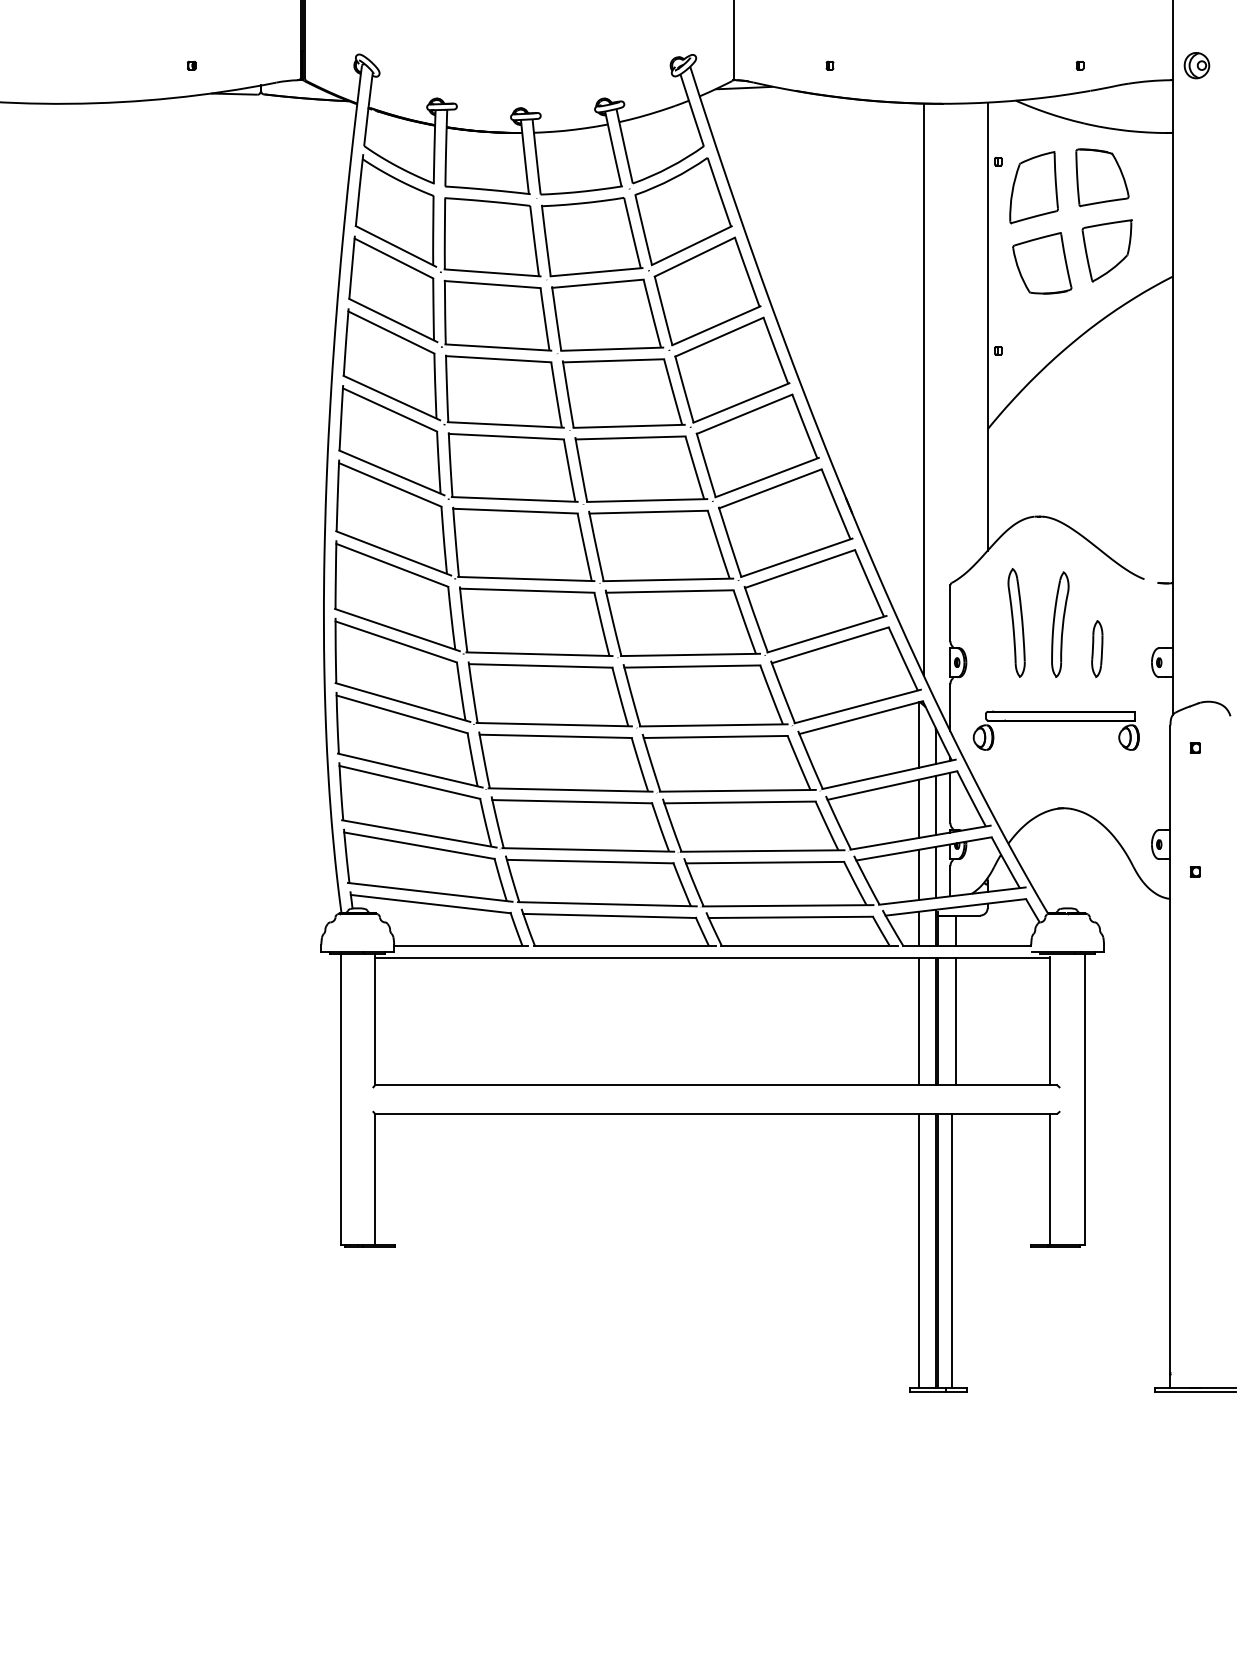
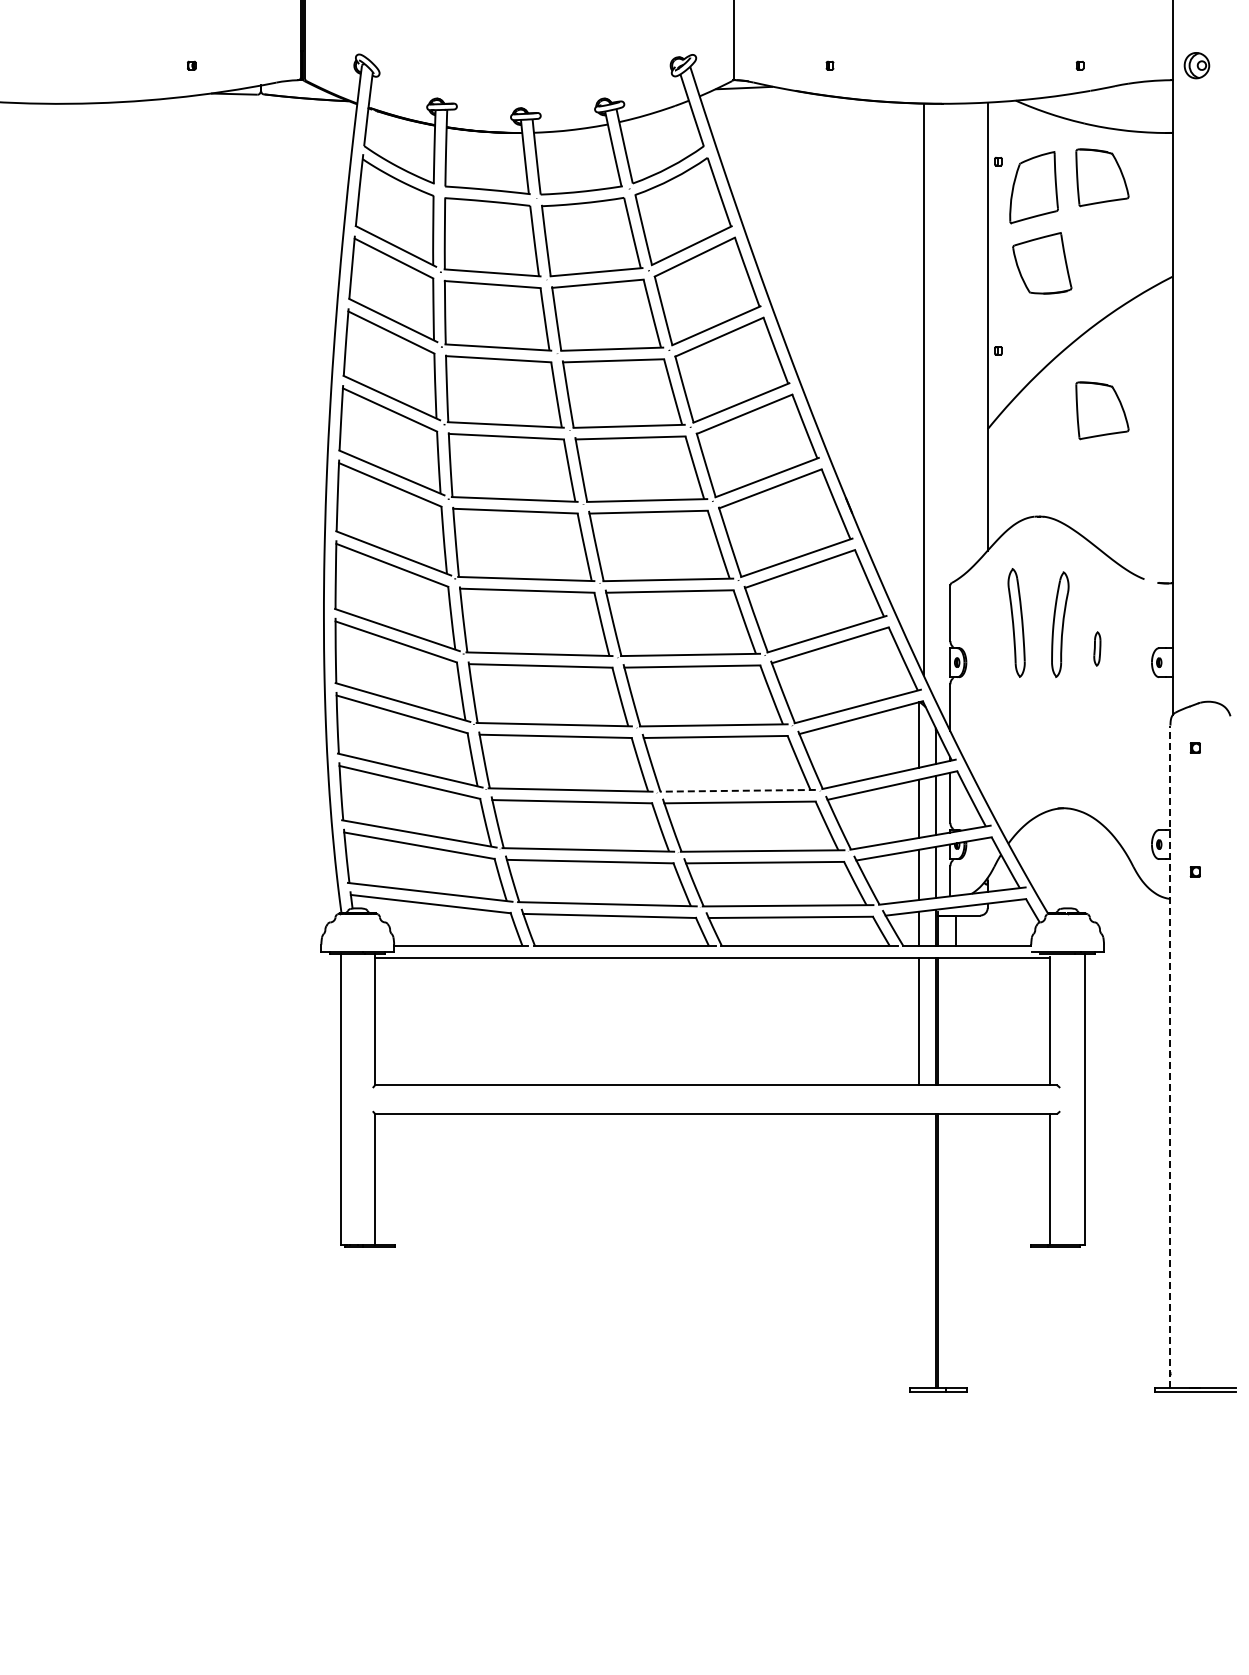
part: present -> none (1106, 250)
part: none -> present (1102, 410)
part size: 13x58 px -> 9x36 px (1097, 648)
part: present -> none (1055, 721)
line: solid -> dashed (737, 790)
line: present -> none (956, 1021)
line: solid -> dashed (1170, 1056)
line: present -> none (918, 1251)
line: present -> none (952, 1251)
